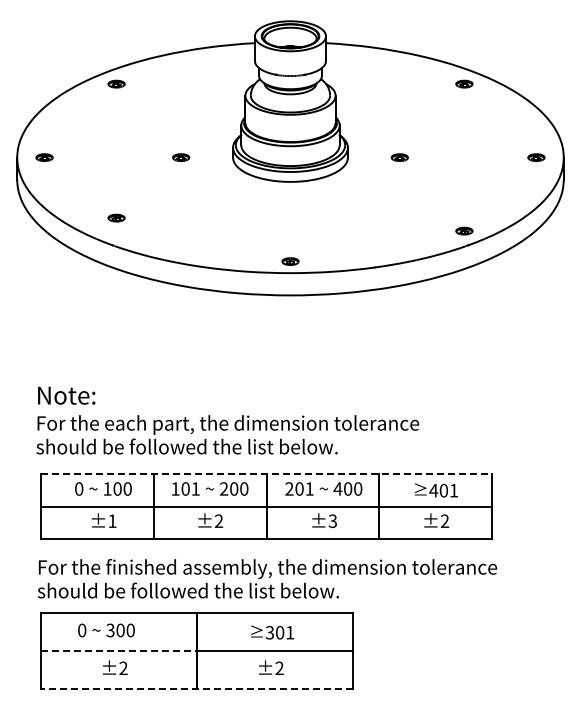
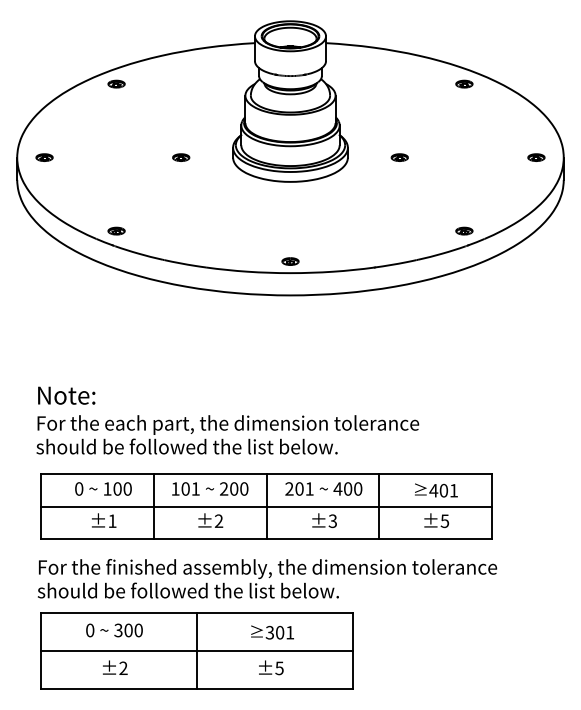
part position: (116, 217) -> (116, 230) (116, 230)
line: dashed -> solid (267, 474)
text: ±2 -> ±5 (444, 521)
text position: (106, 630) -> (114, 630) (114, 630)
line: dashed -> solid (119, 650)
text: ±2 -> ±5 (279, 668)
line: dashed -> solid (196, 688)
